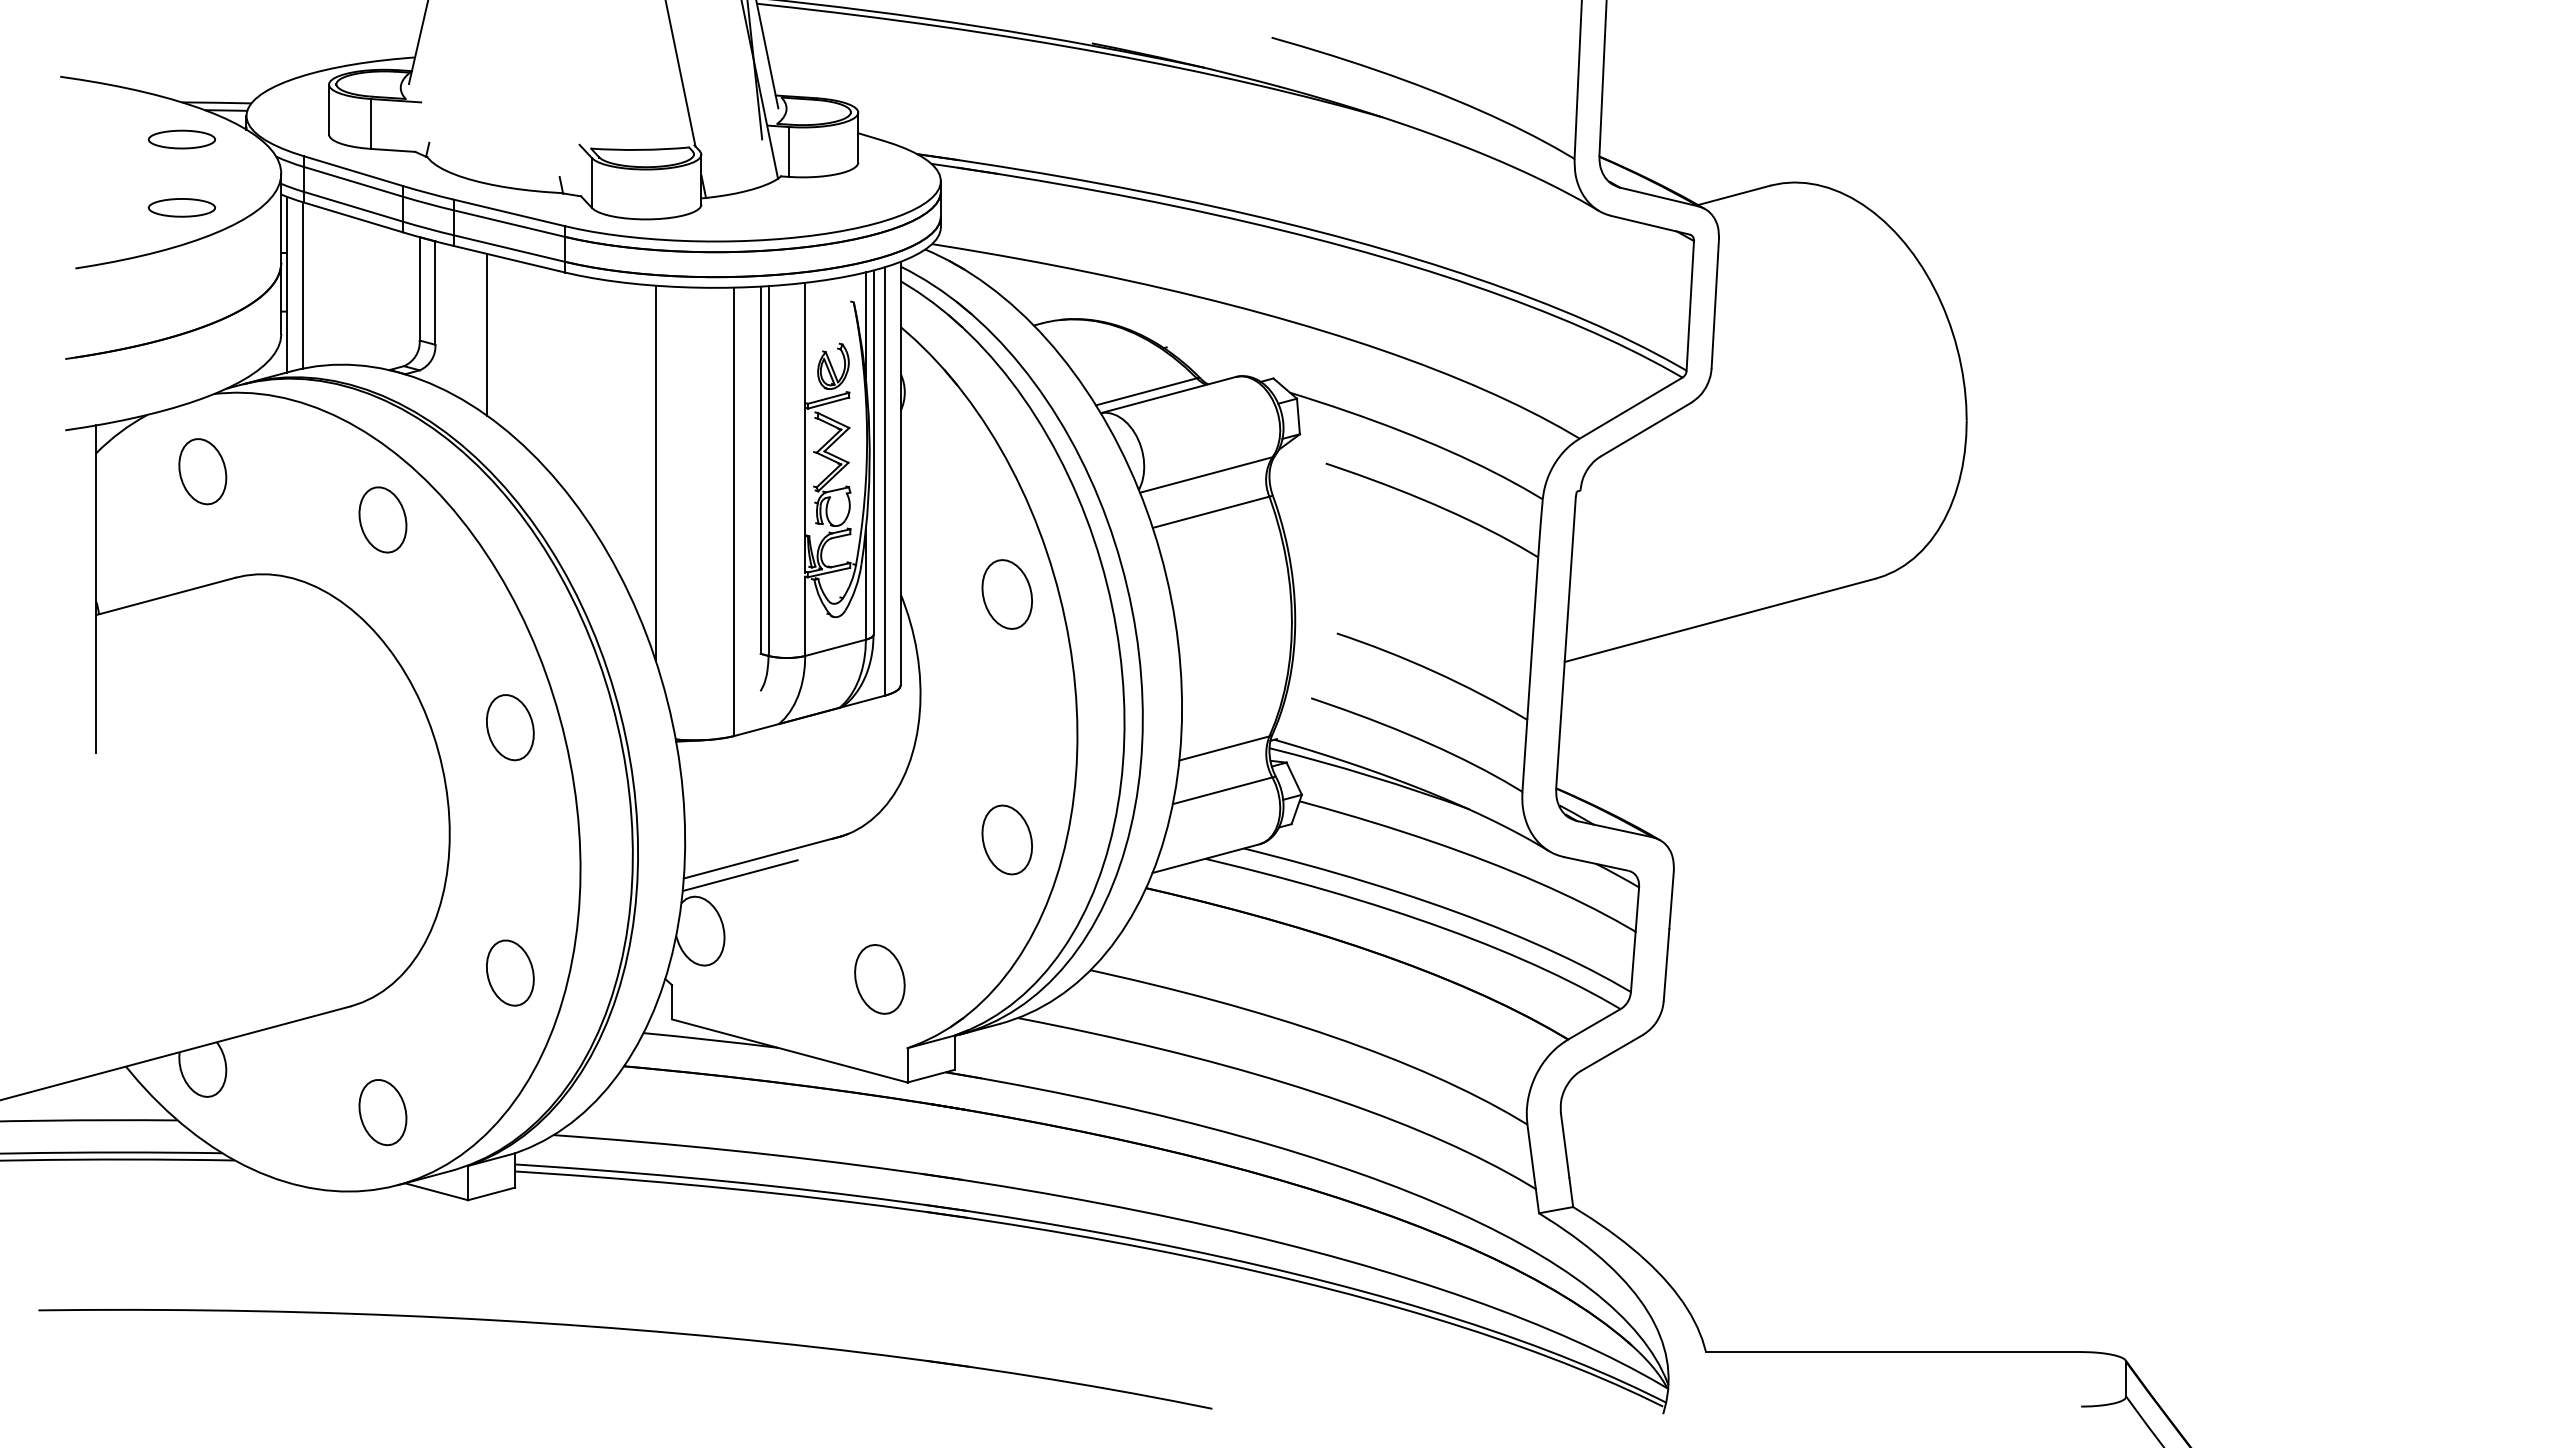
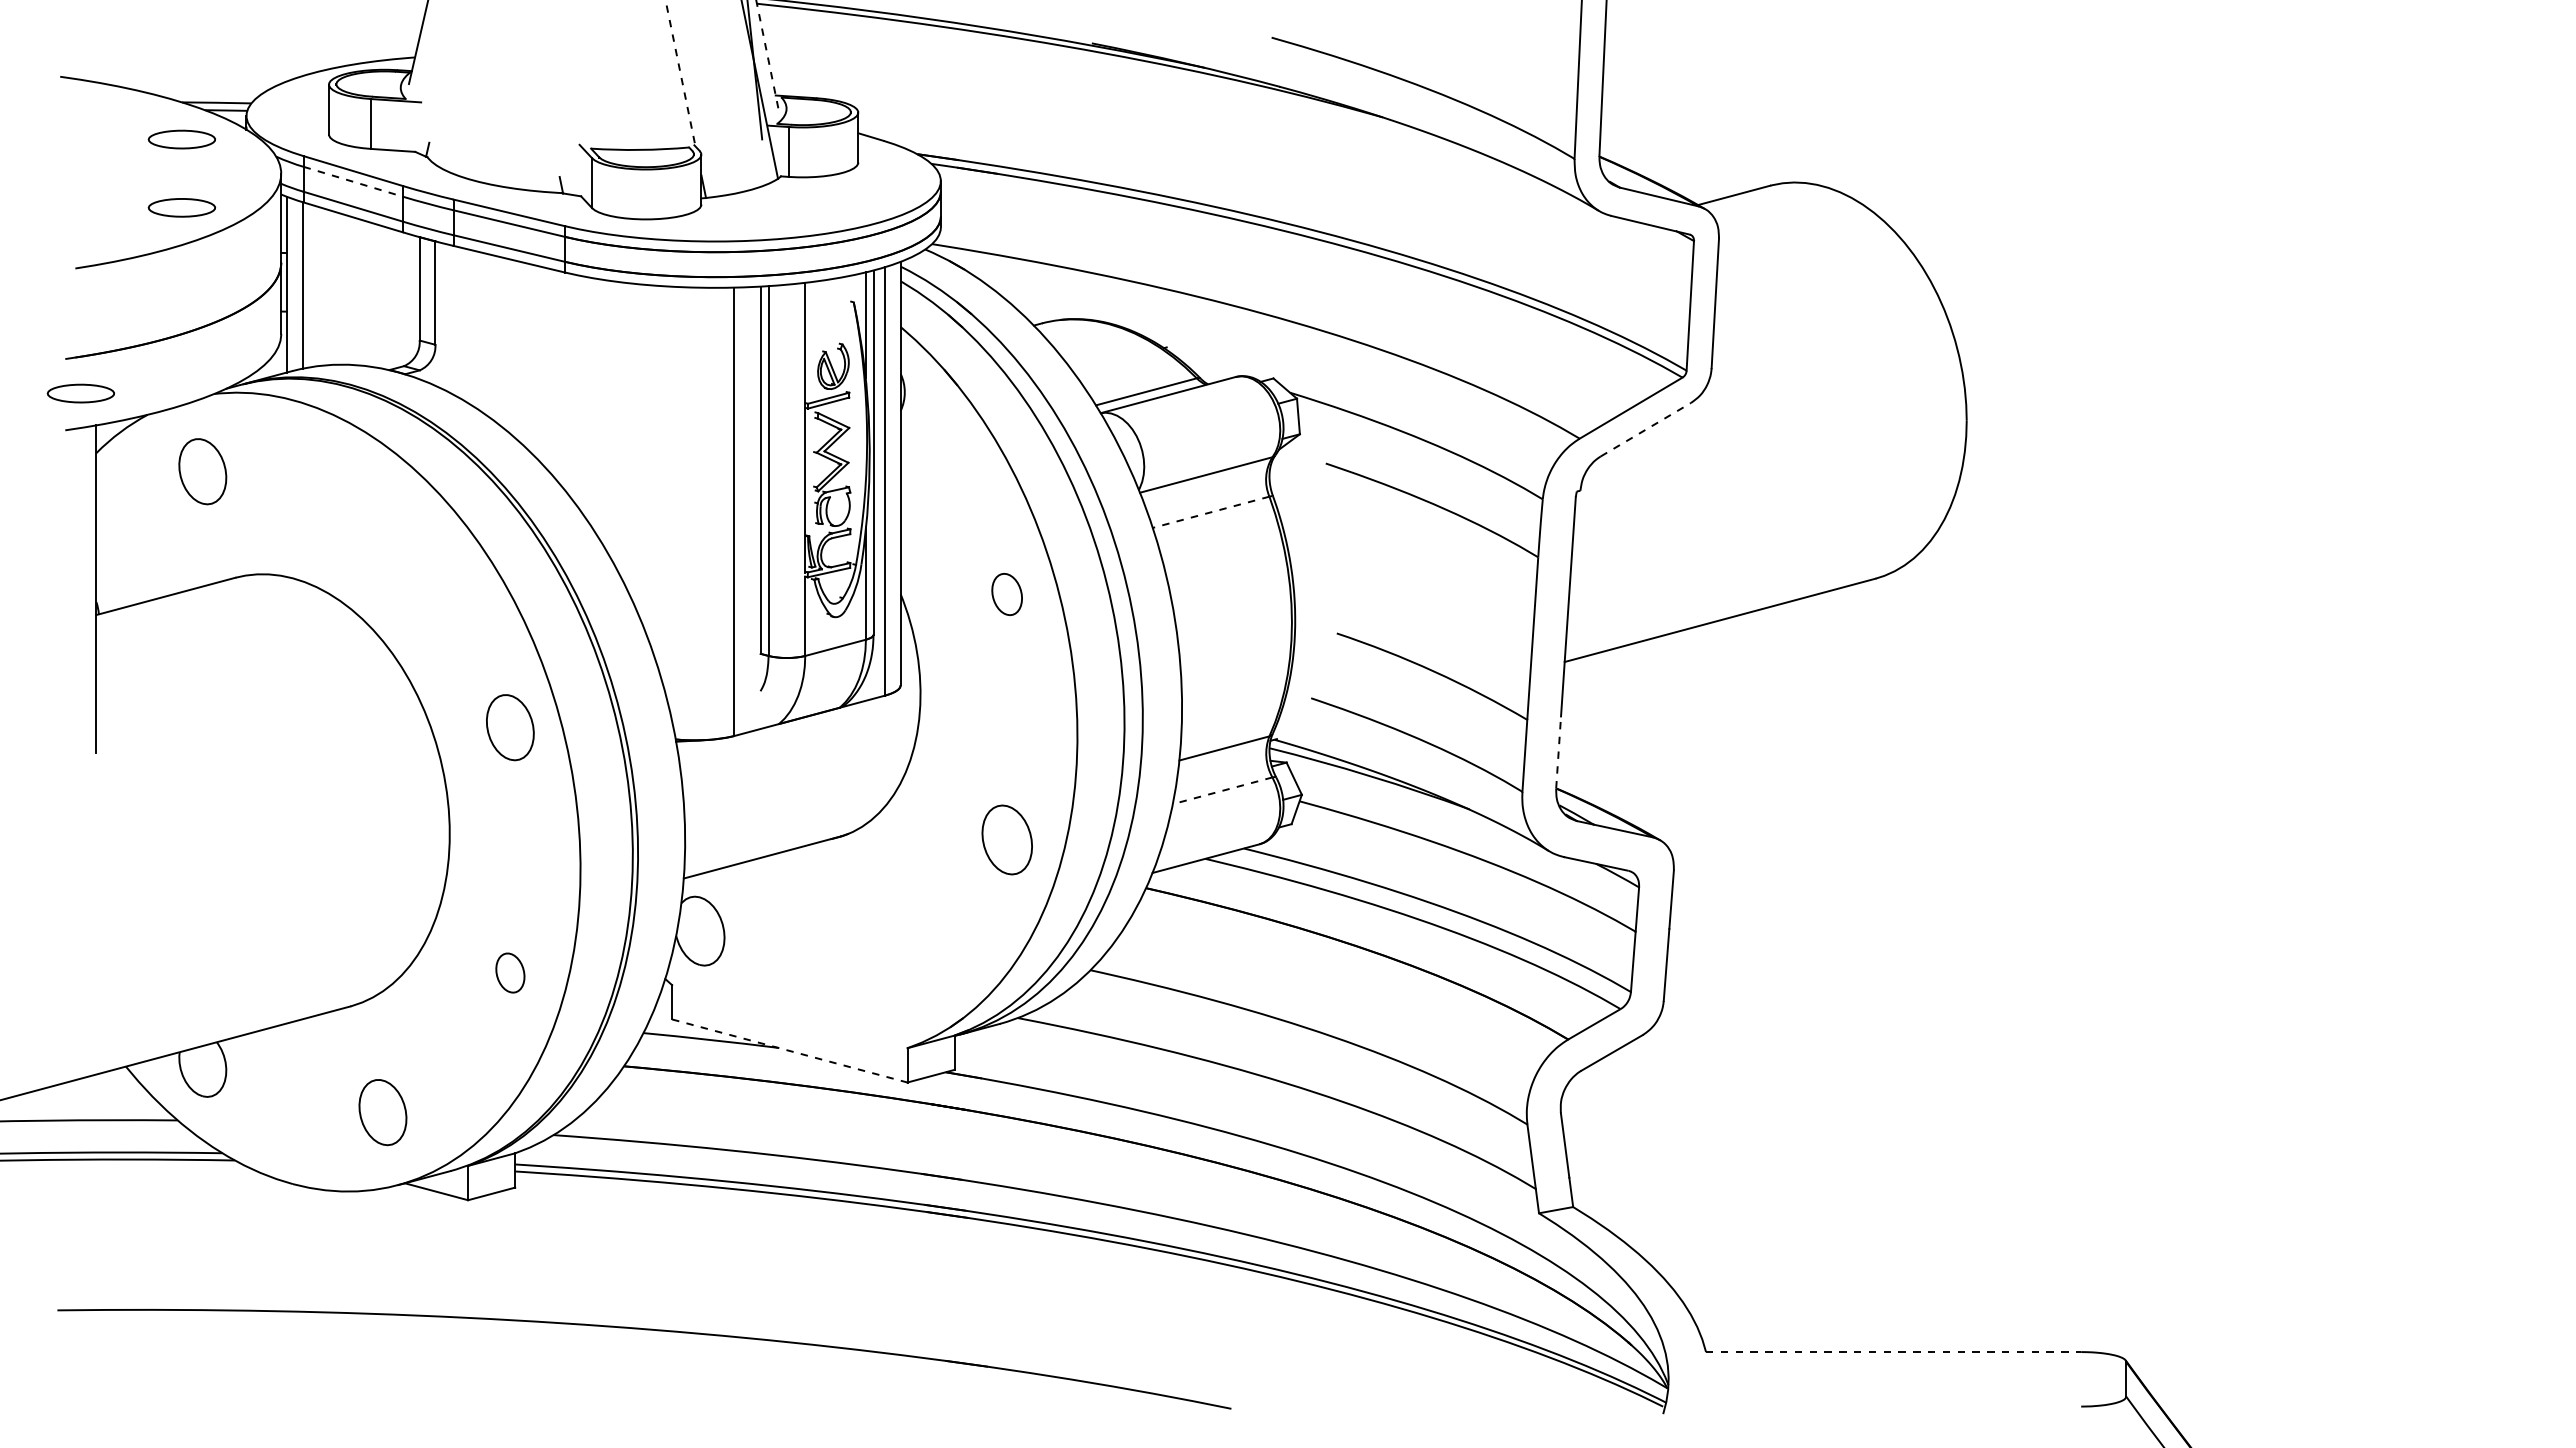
line: solid -> dashed (767, 54)
line: solid -> dashed (680, 74)
line: solid -> dashed (353, 181)
line: present -> none (487, 334)
part: none -> present (80, 393)
line: solid -> dashed (1646, 429)
line: present -> none (655, 473)
line: solid -> dashed (1210, 512)
part: present -> none (382, 519)
part size: 52x71 px -> 32x44 px (1006, 594)
line: solid -> dashed (1558, 751)
line: solid -> dashed (1222, 790)
line: present -> none (739, 875)
part size: 49x68 px -> 31x42 px (510, 972)
part: present -> none (879, 979)
line: solid -> dashed (789, 1050)
part position: (625, 1330) -> (644, 1330) (644, 1330)
line: solid -> dashed (1893, 1352)
